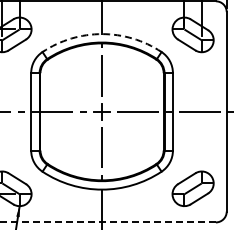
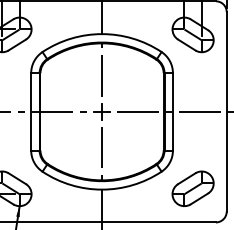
arc: dashed -> solid (102, 34)
line: dashed -> solid (108, 222)
